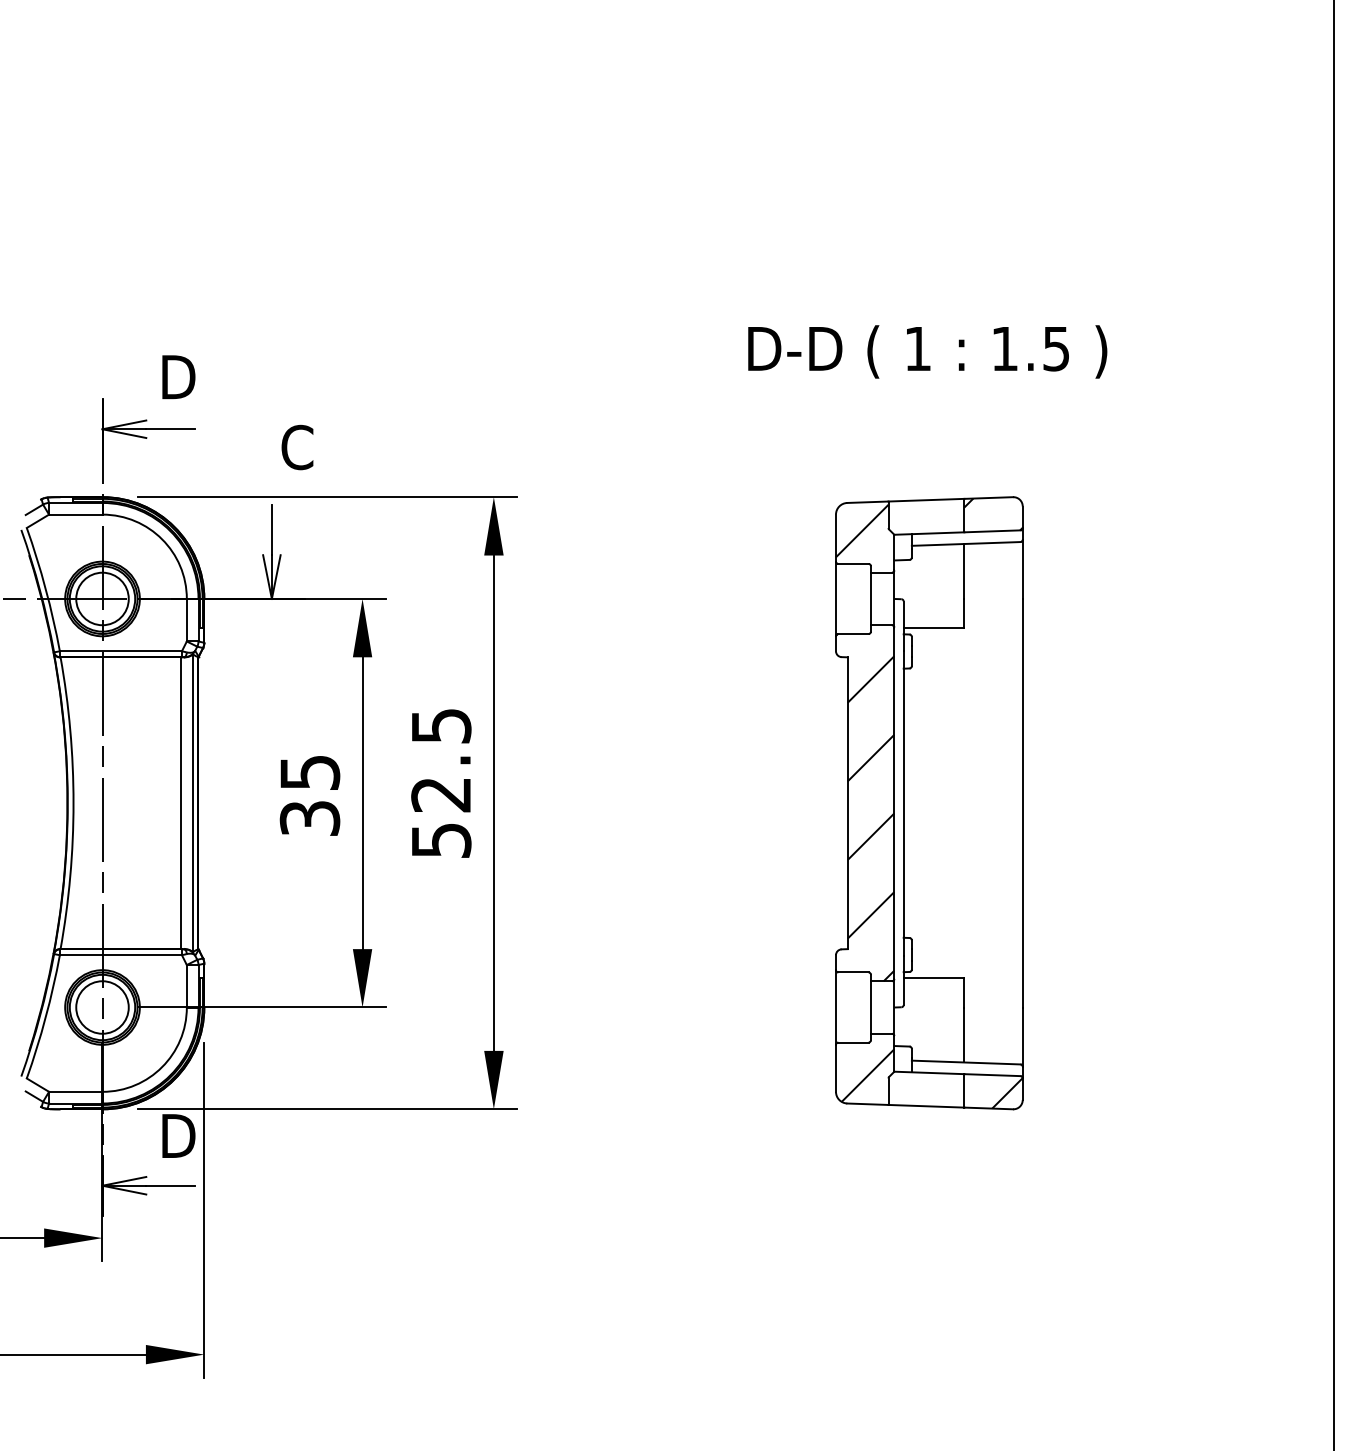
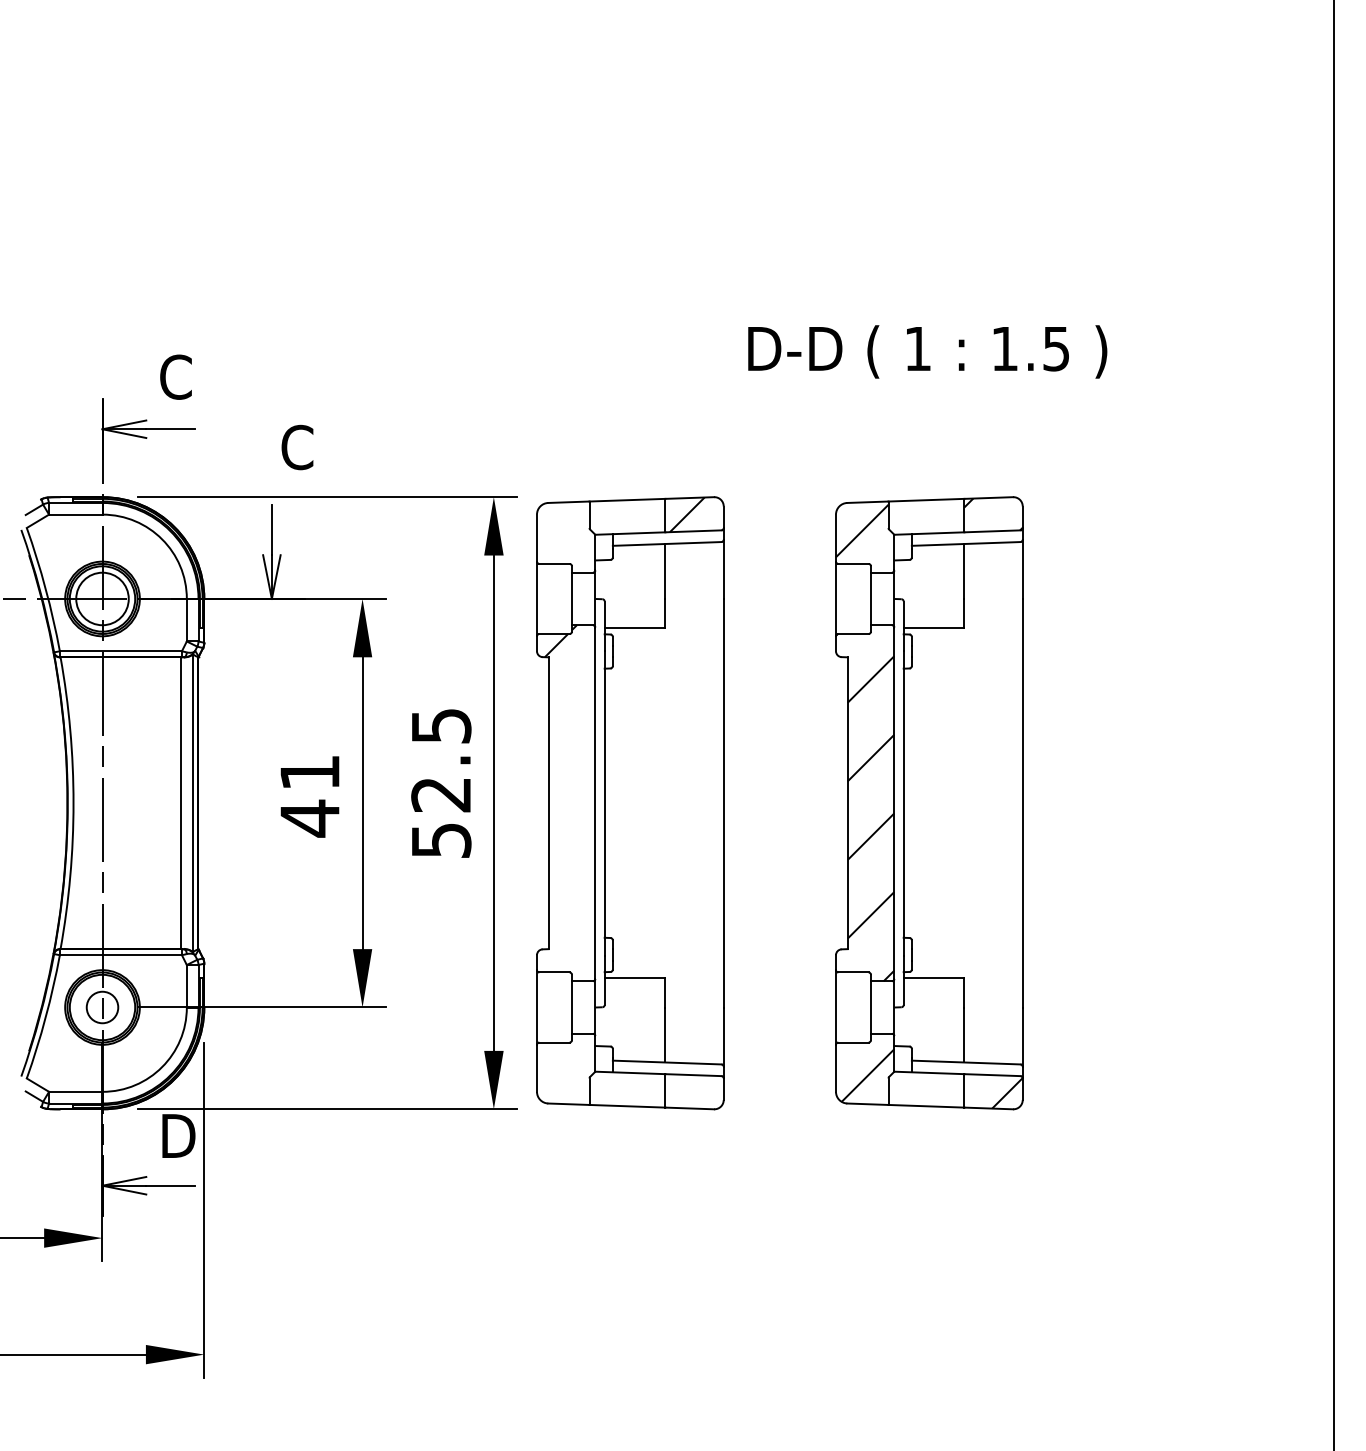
text: D -> C (177, 376)
text: 35 -> 41 (309, 796)
part: none -> present (630, 803)
circle diameter: 53 px -> 32 px (102, 1007)
